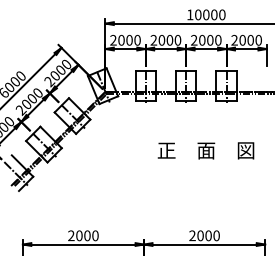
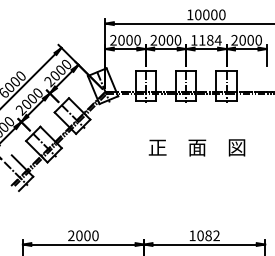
text: 2000 -> 1184 (206, 39)
text position: (205, 150) -> (196, 147) (196, 147)
text: 2000 -> 1082 (204, 235)
